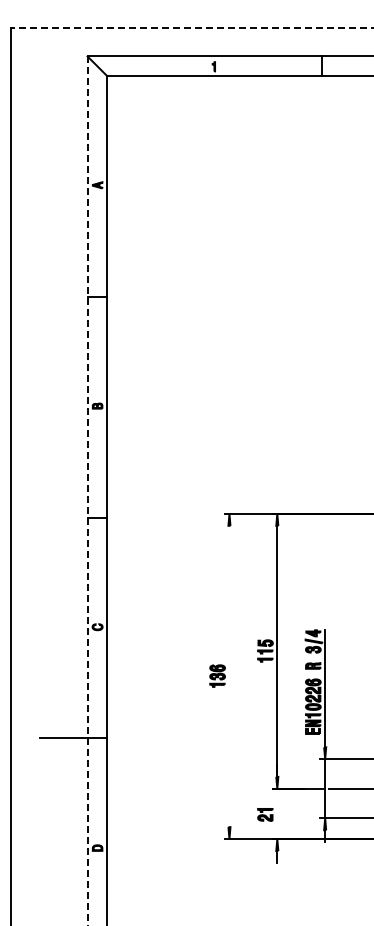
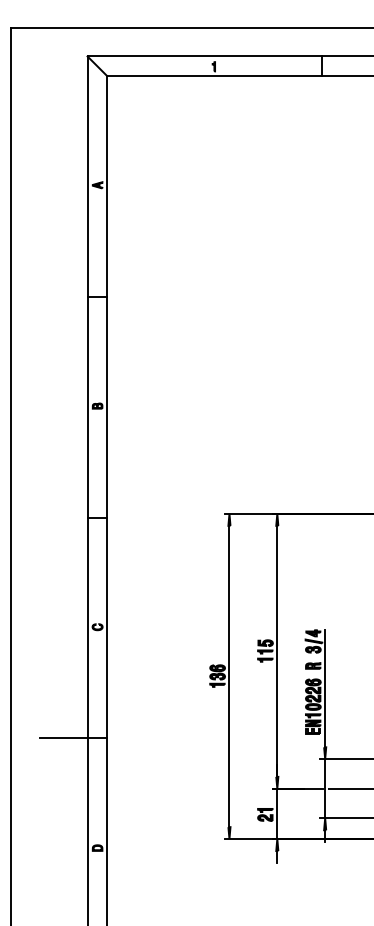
line: dashed -> solid (191, 27)
line: dashed -> solid (87, 491)
line: none -> present (229, 676)
line: none -> present (277, 813)
